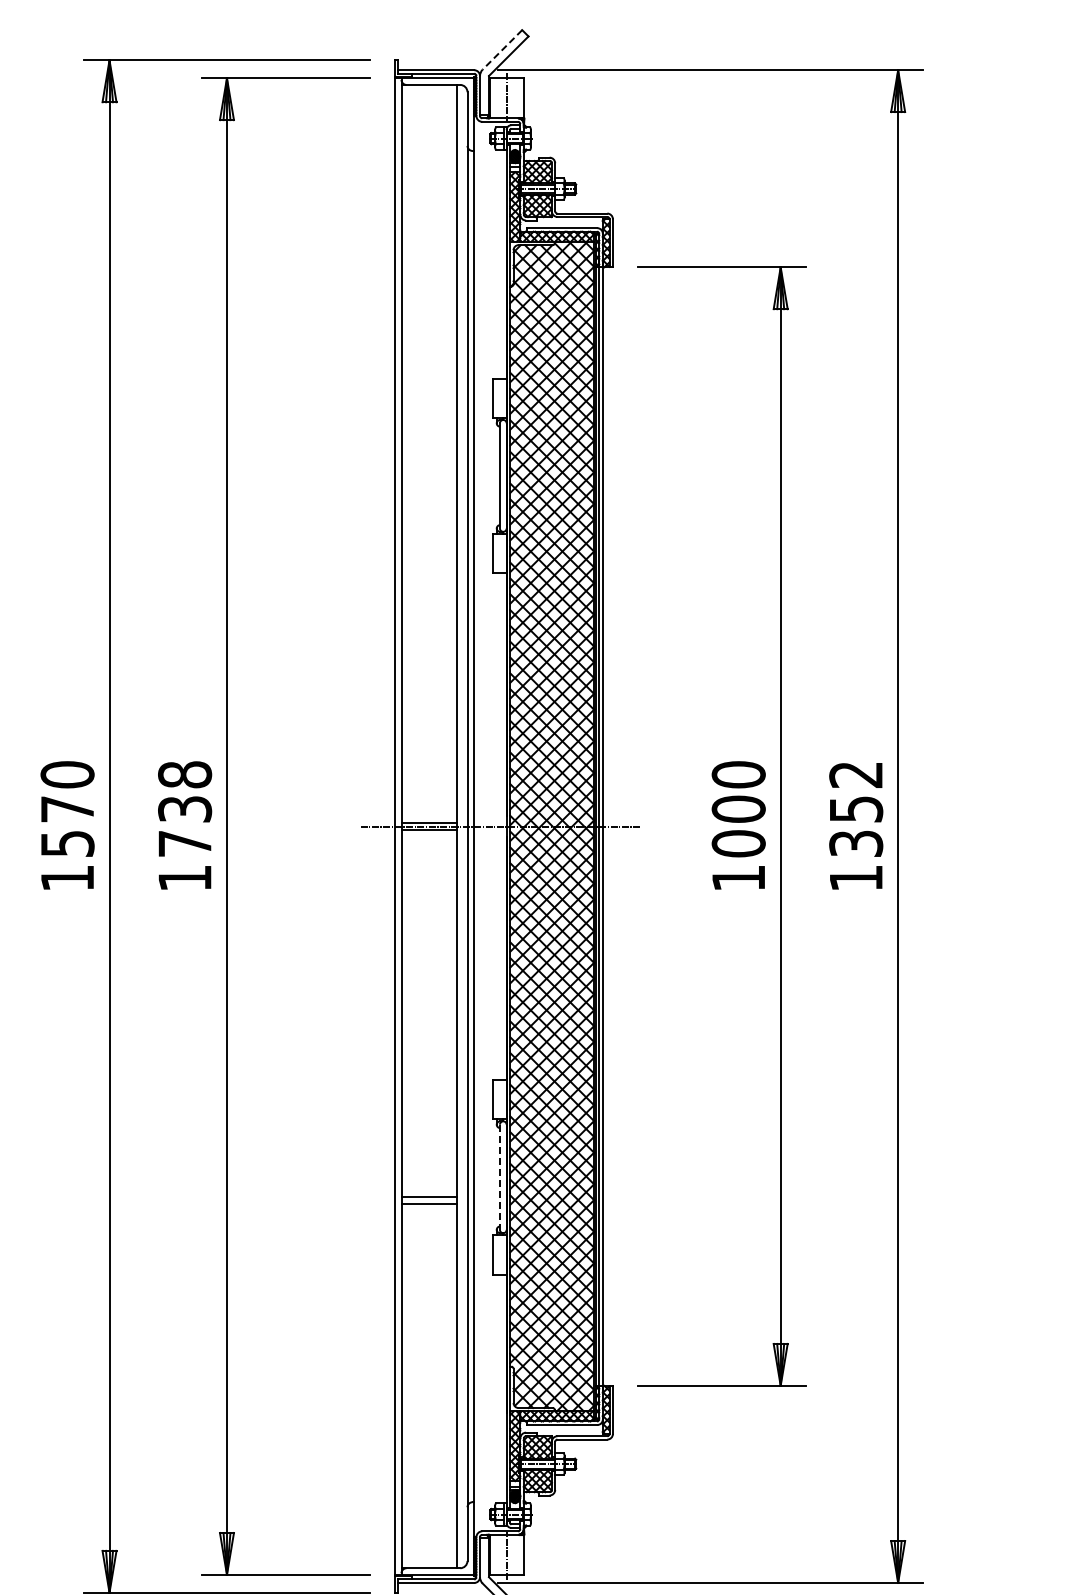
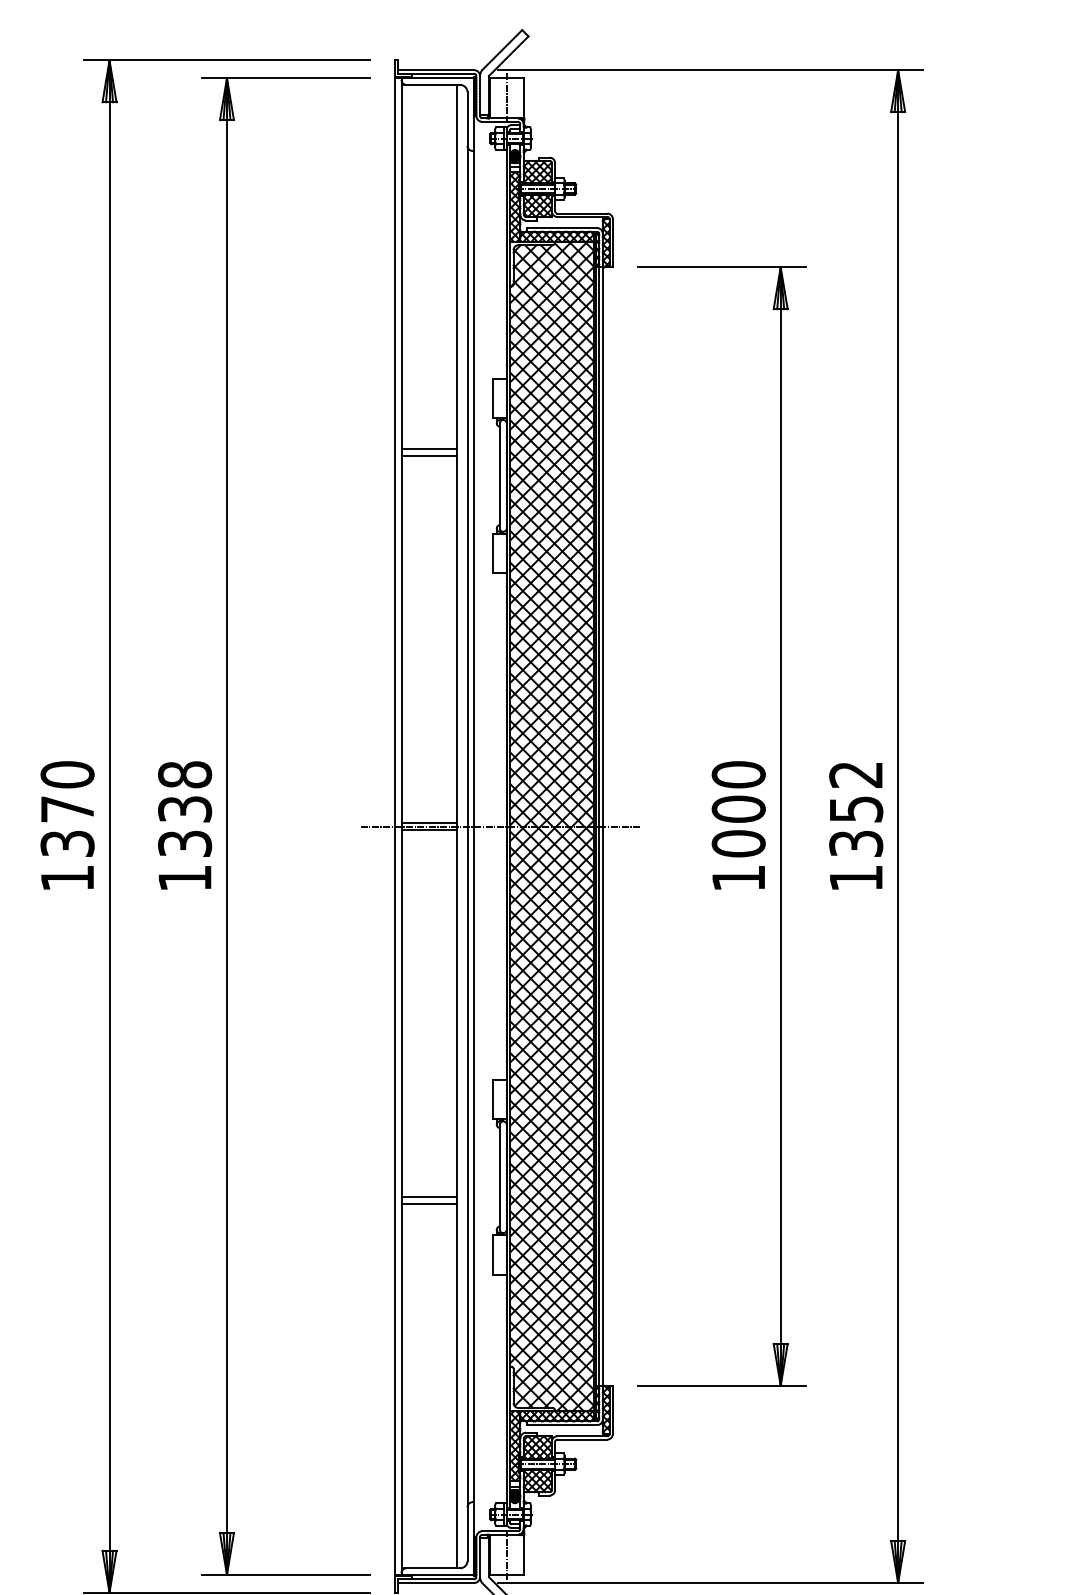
line: dashed -> solid (502, 49)
line: none -> present (429, 449)
line: none -> present (429, 455)
text: 1570 -> 1370 (67, 843)
text: 1738 -> 1338 (185, 843)
line: dashed -> solid (499, 1177)
